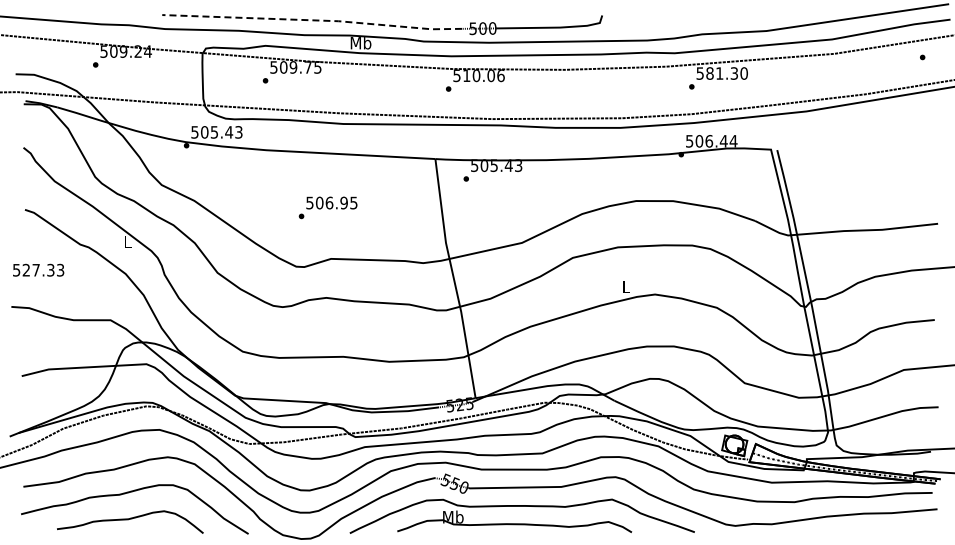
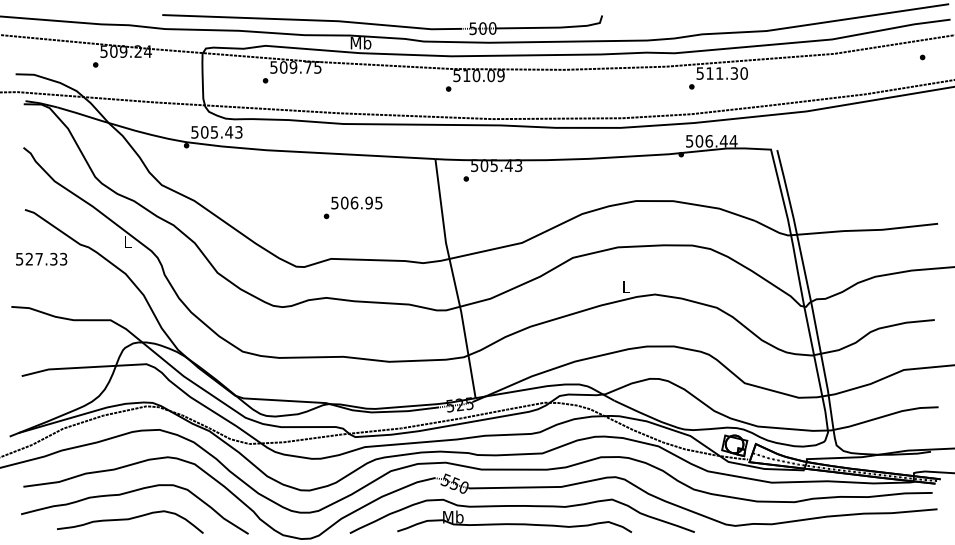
line: dashed -> solid (313, 20)
text: 581.30 -> 511.30 (709, 73)
text: 510.06 -> 510.09 (500, 76)
text position: (327, 207) -> (352, 207) (352, 207)
text position: (38, 269) -> (41, 258) (41, 258)
